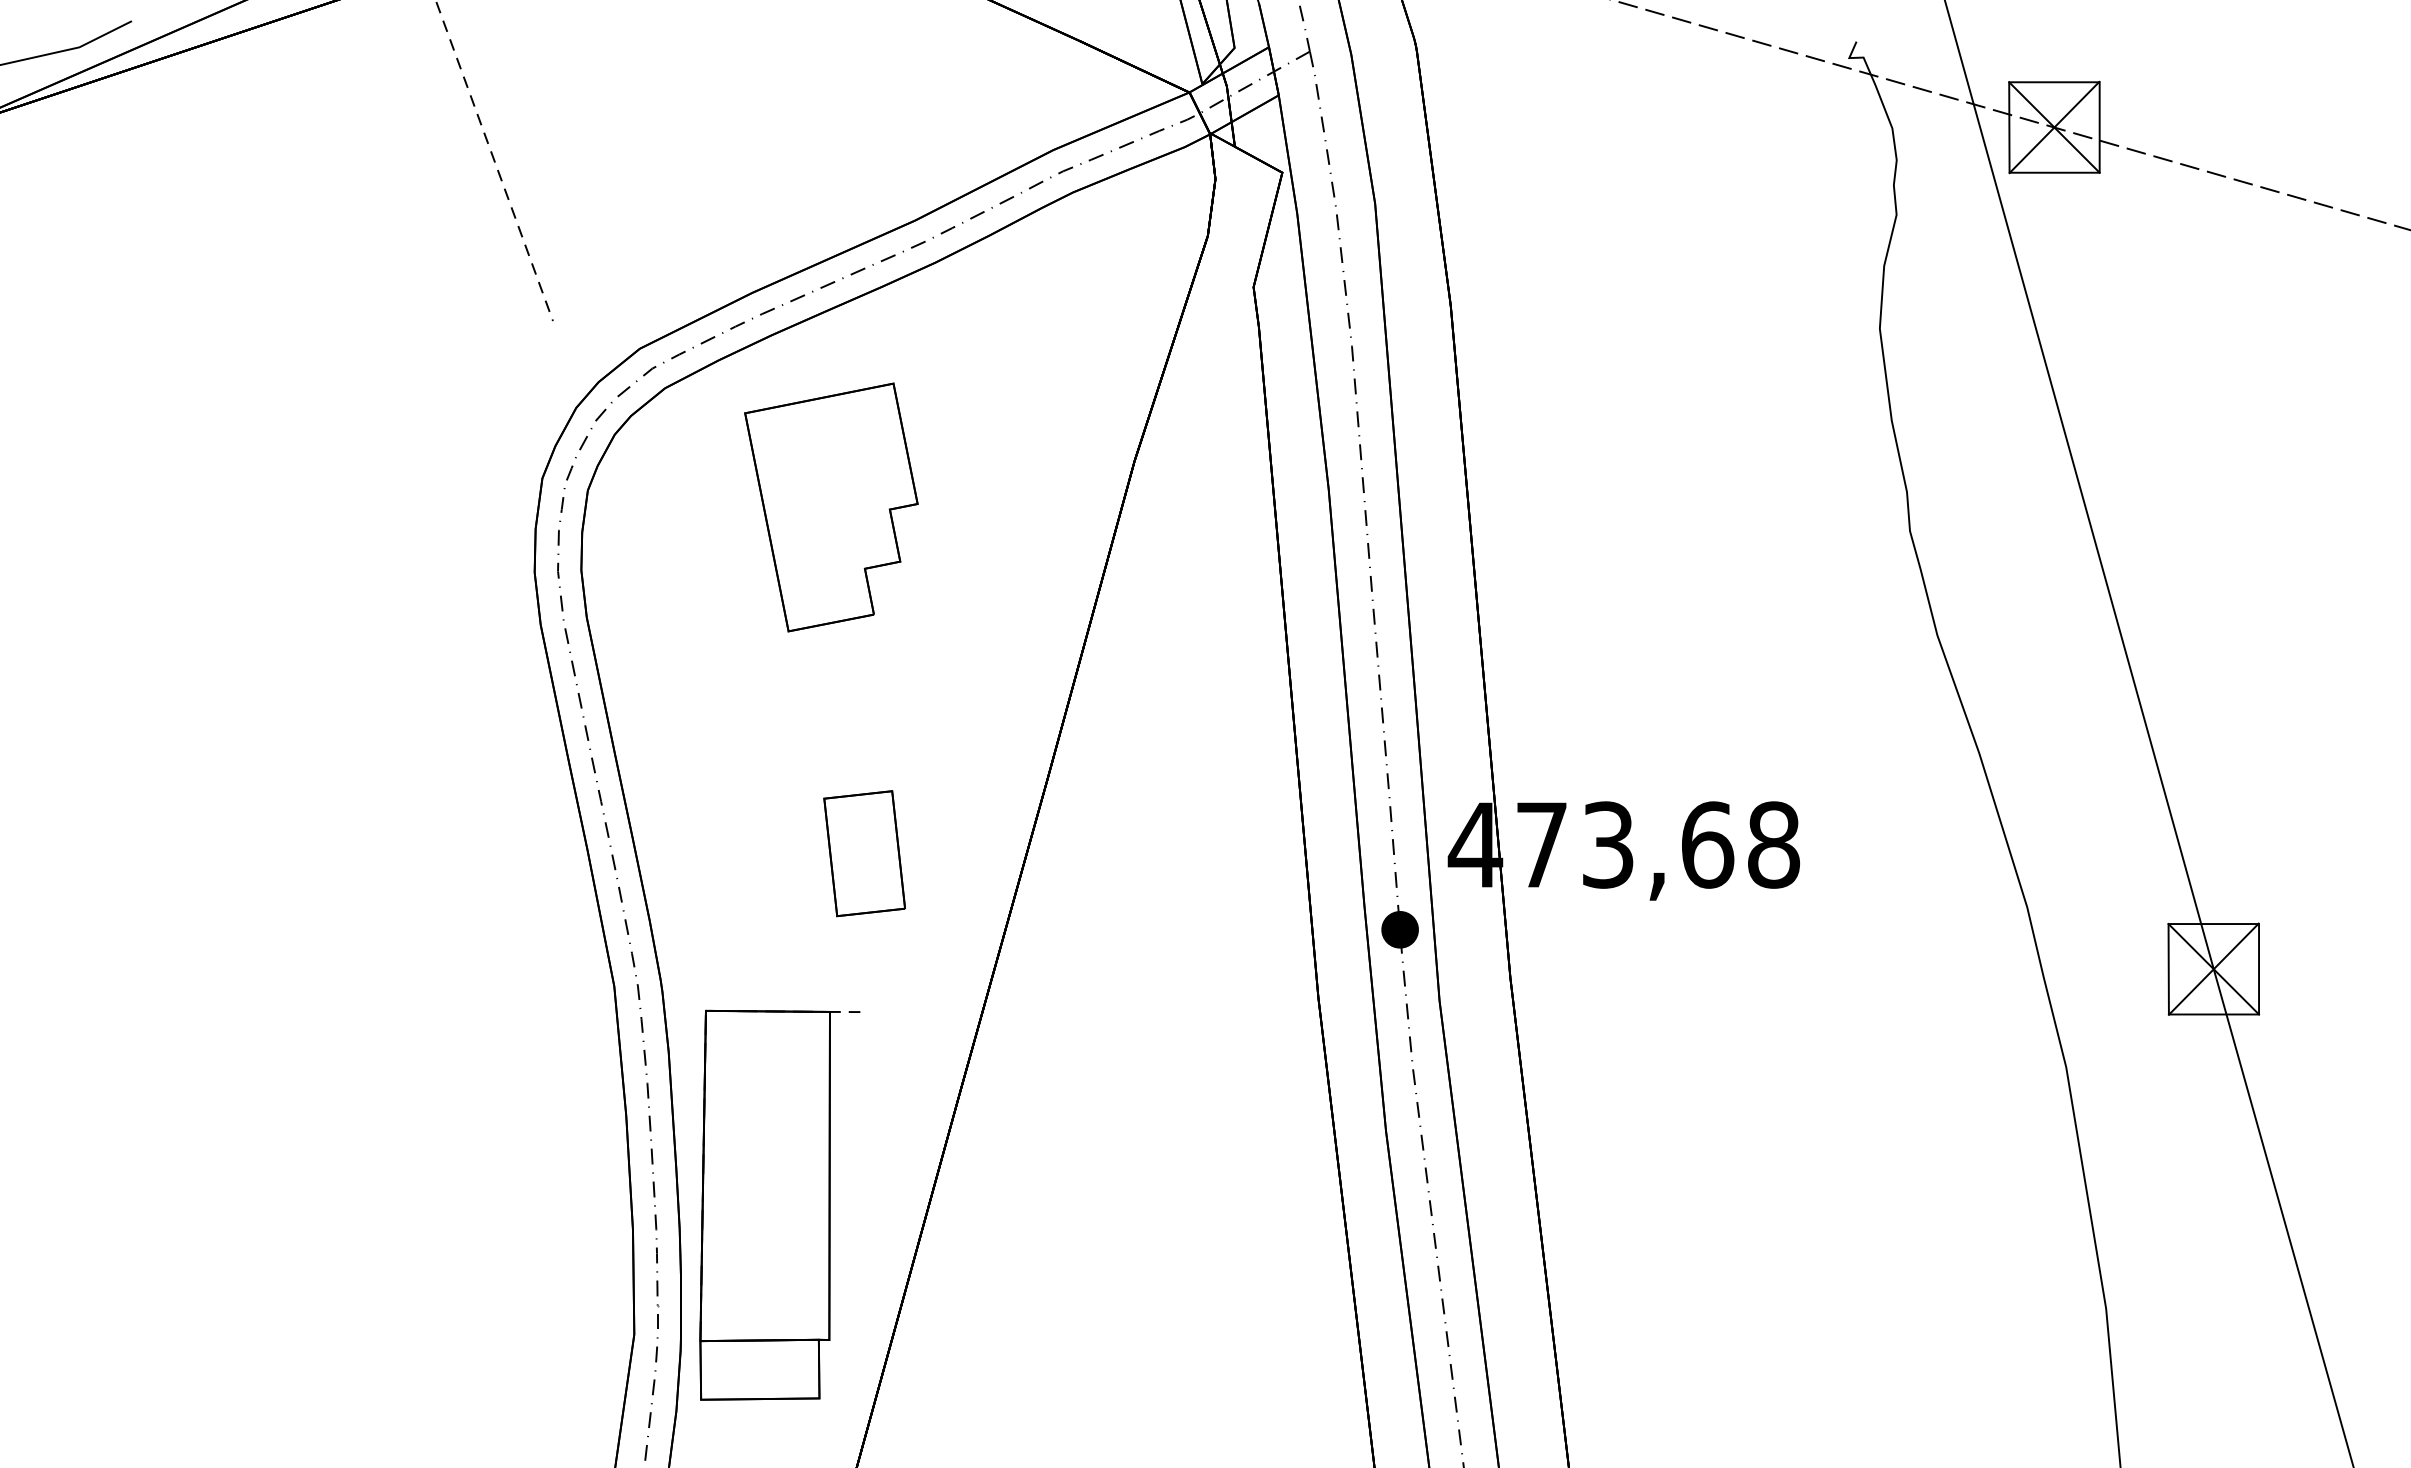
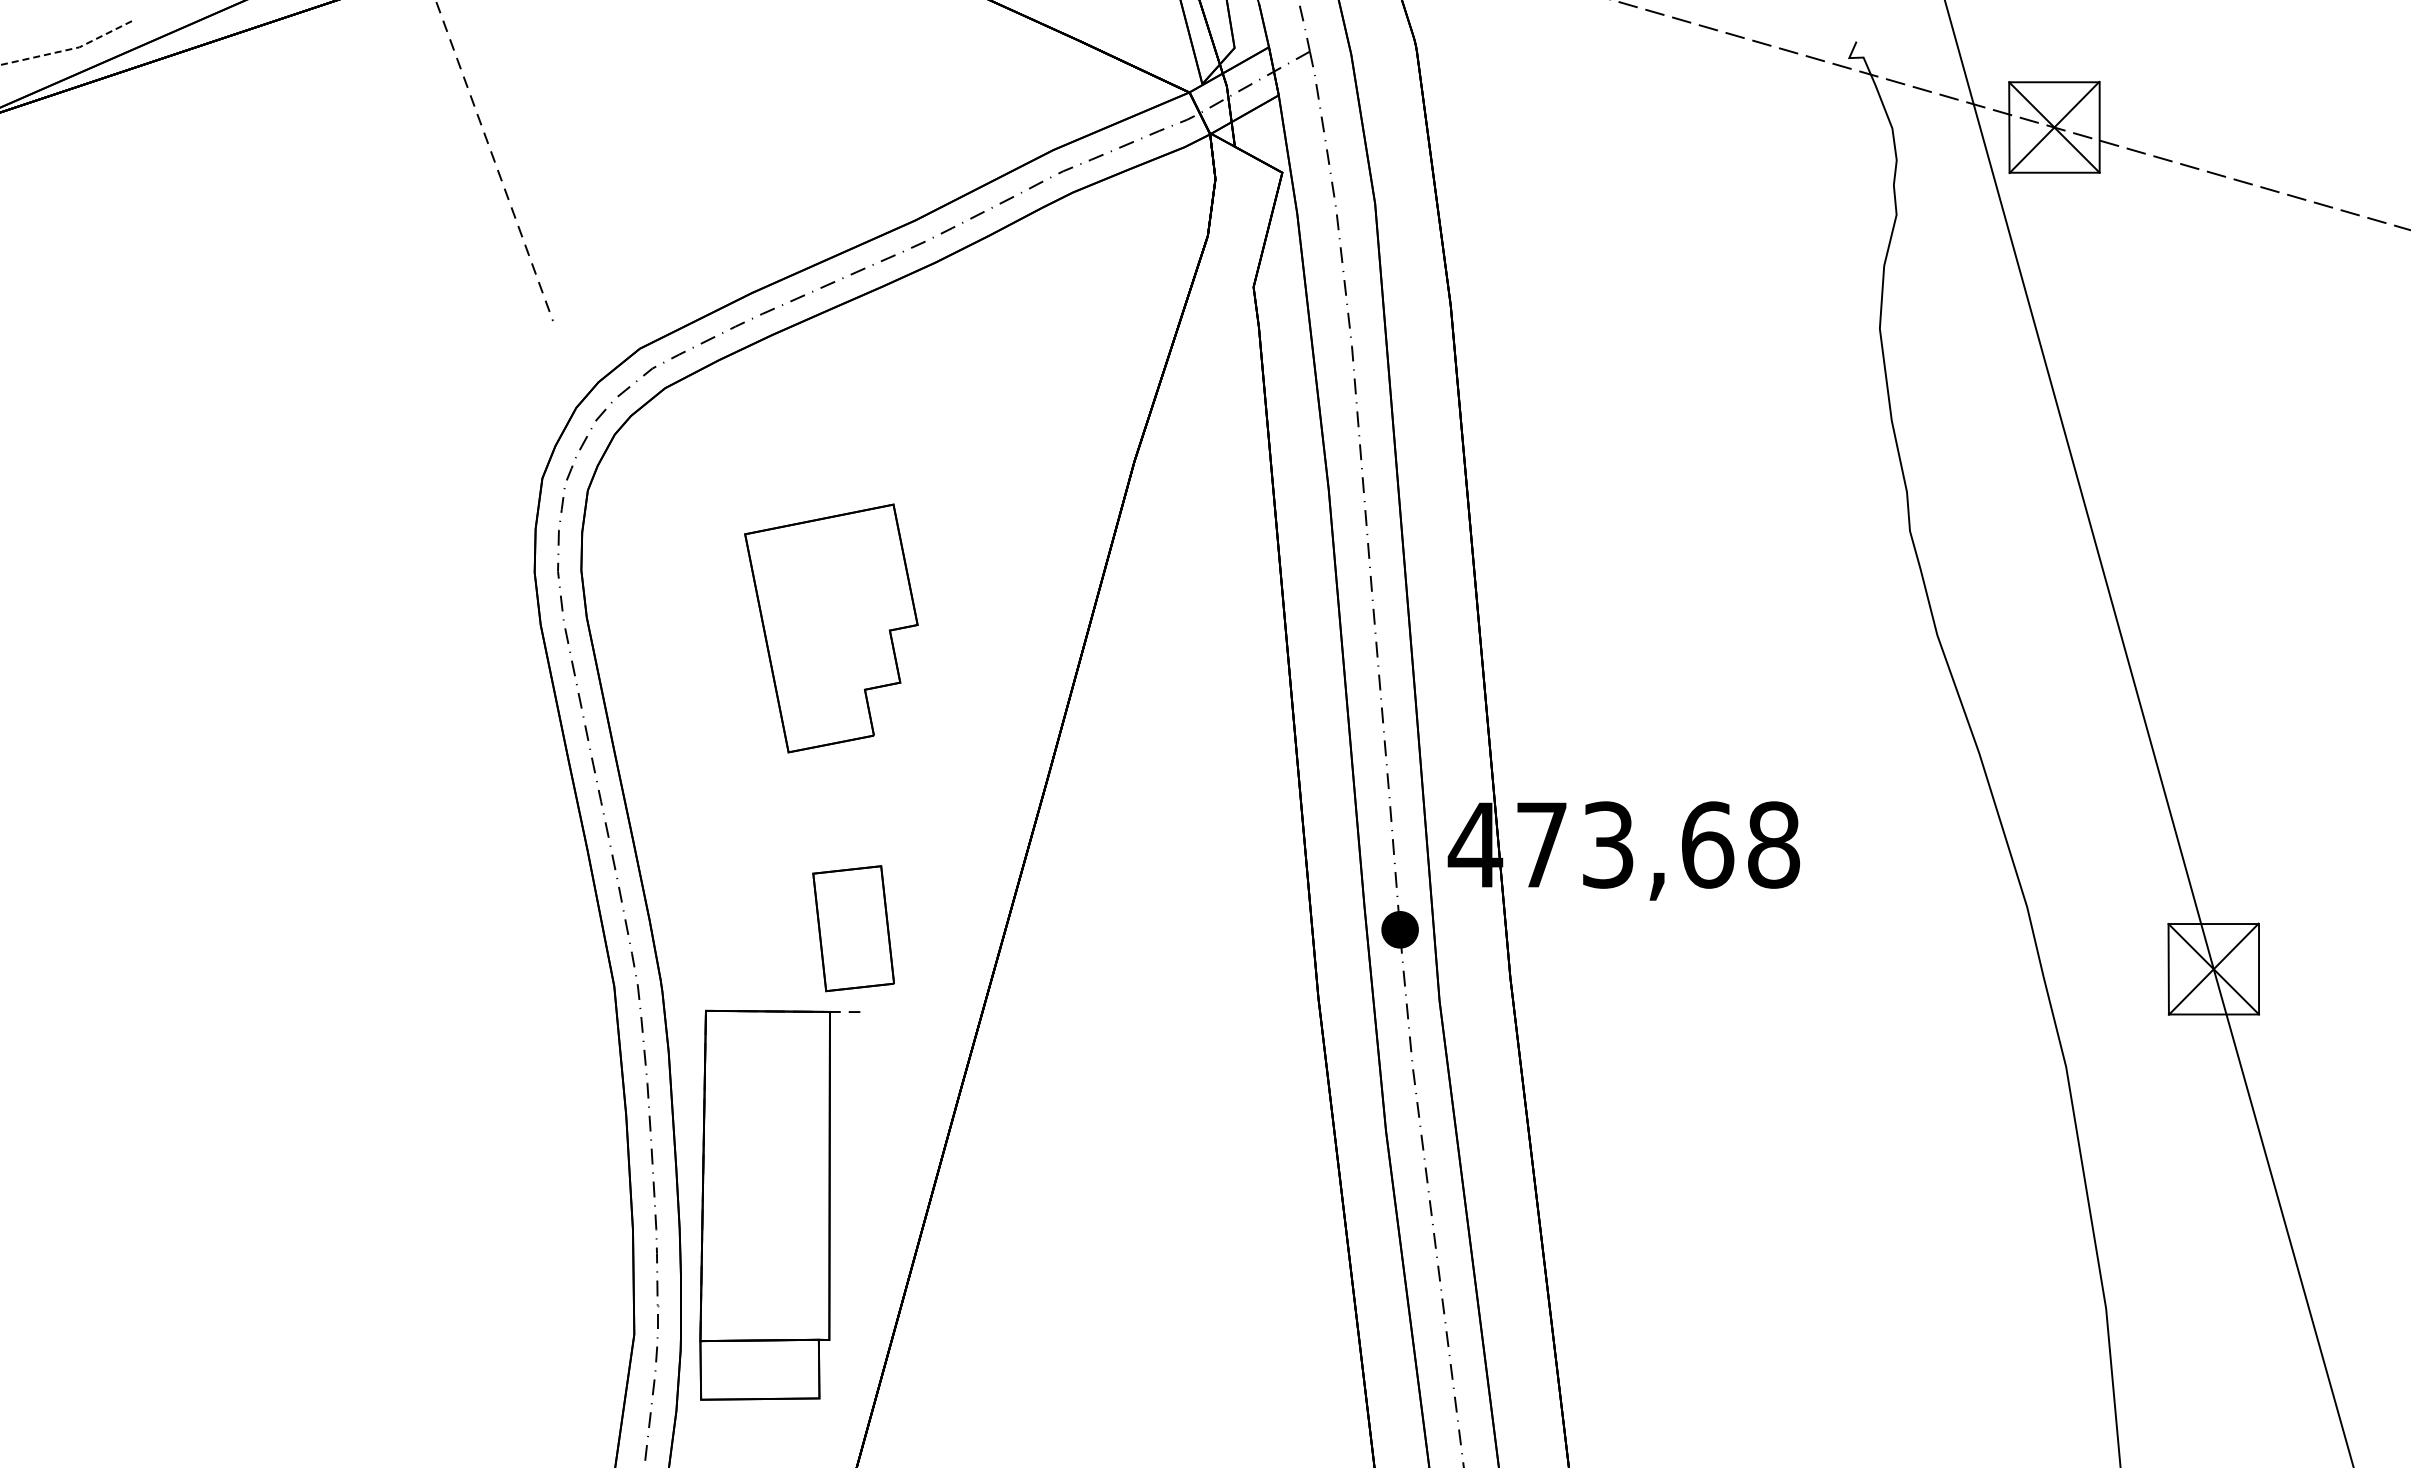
line: solid -> dashed (68, 49)
part position: (831, 507) -> (831, 628) (831, 628)
part position: (864, 853) -> (853, 928) (853, 928)
